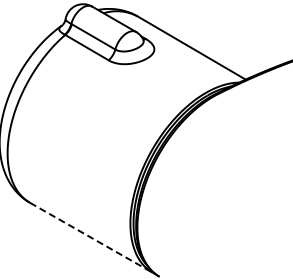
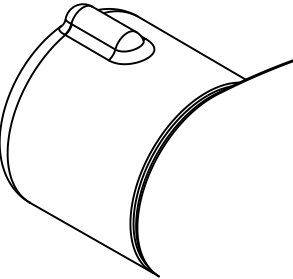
line: dashed -> solid (91, 237)
